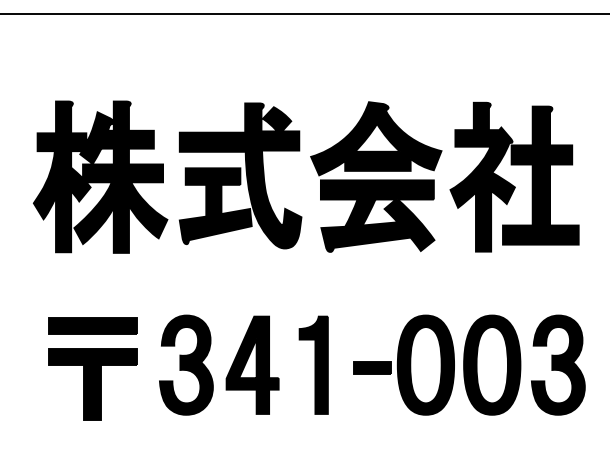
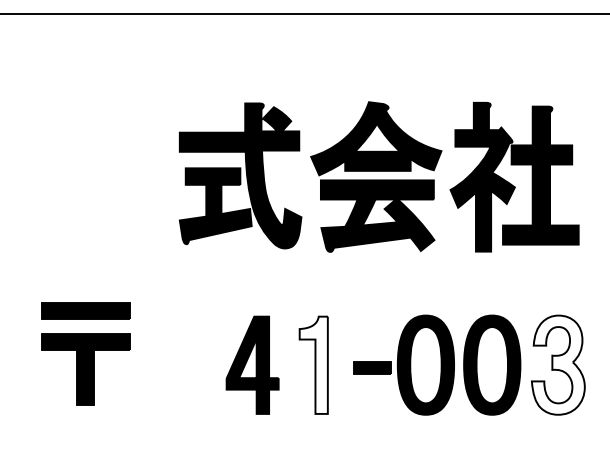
part: present -> none (100, 176)
part: present -> none (186, 364)
fill: present -> none (313, 364)
fill: present -> none (557, 364)
part position: (92, 368) -> (85, 353) (85, 353)
